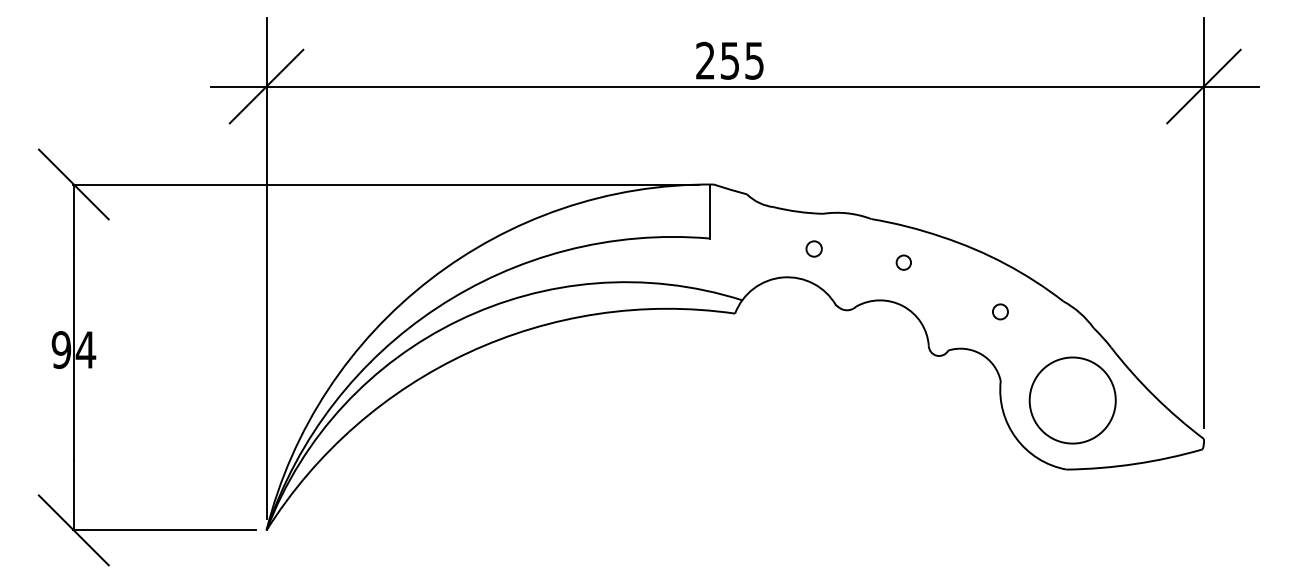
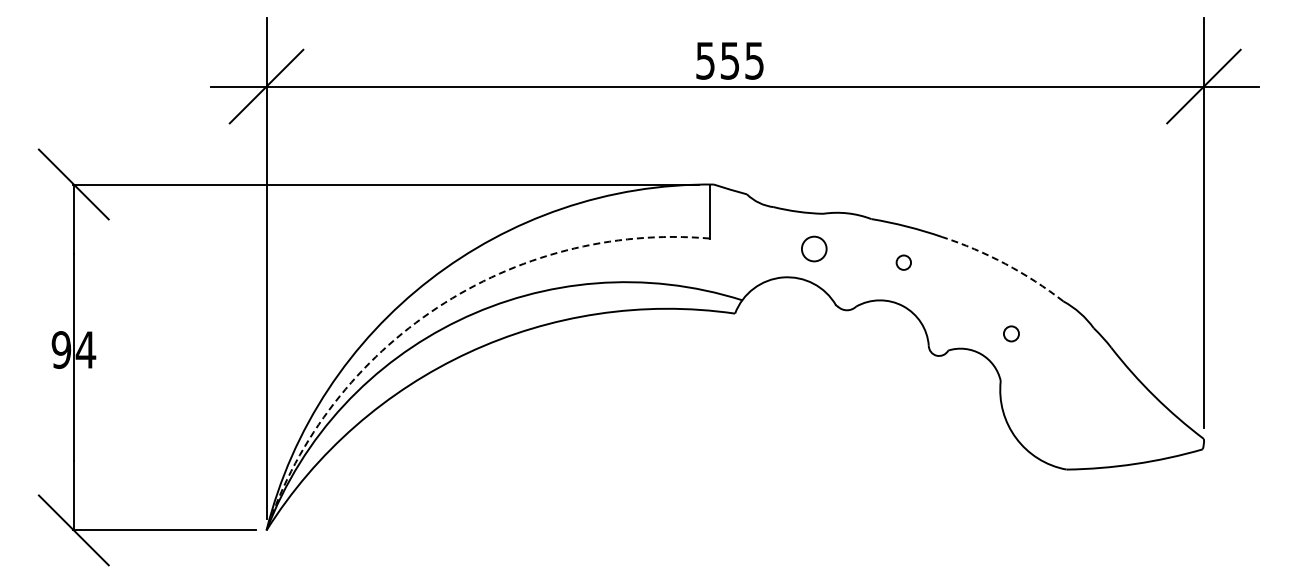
text: 255 -> 555 (705, 60)
circle size: 18x18 px -> 27x28 px (814, 248)
arc: solid -> dashed (1005, 263)
arc: solid -> dashed (437, 307)
circle position: (1000, 311) -> (1011, 333) (1011, 333)
circle: present -> none (1072, 400)
